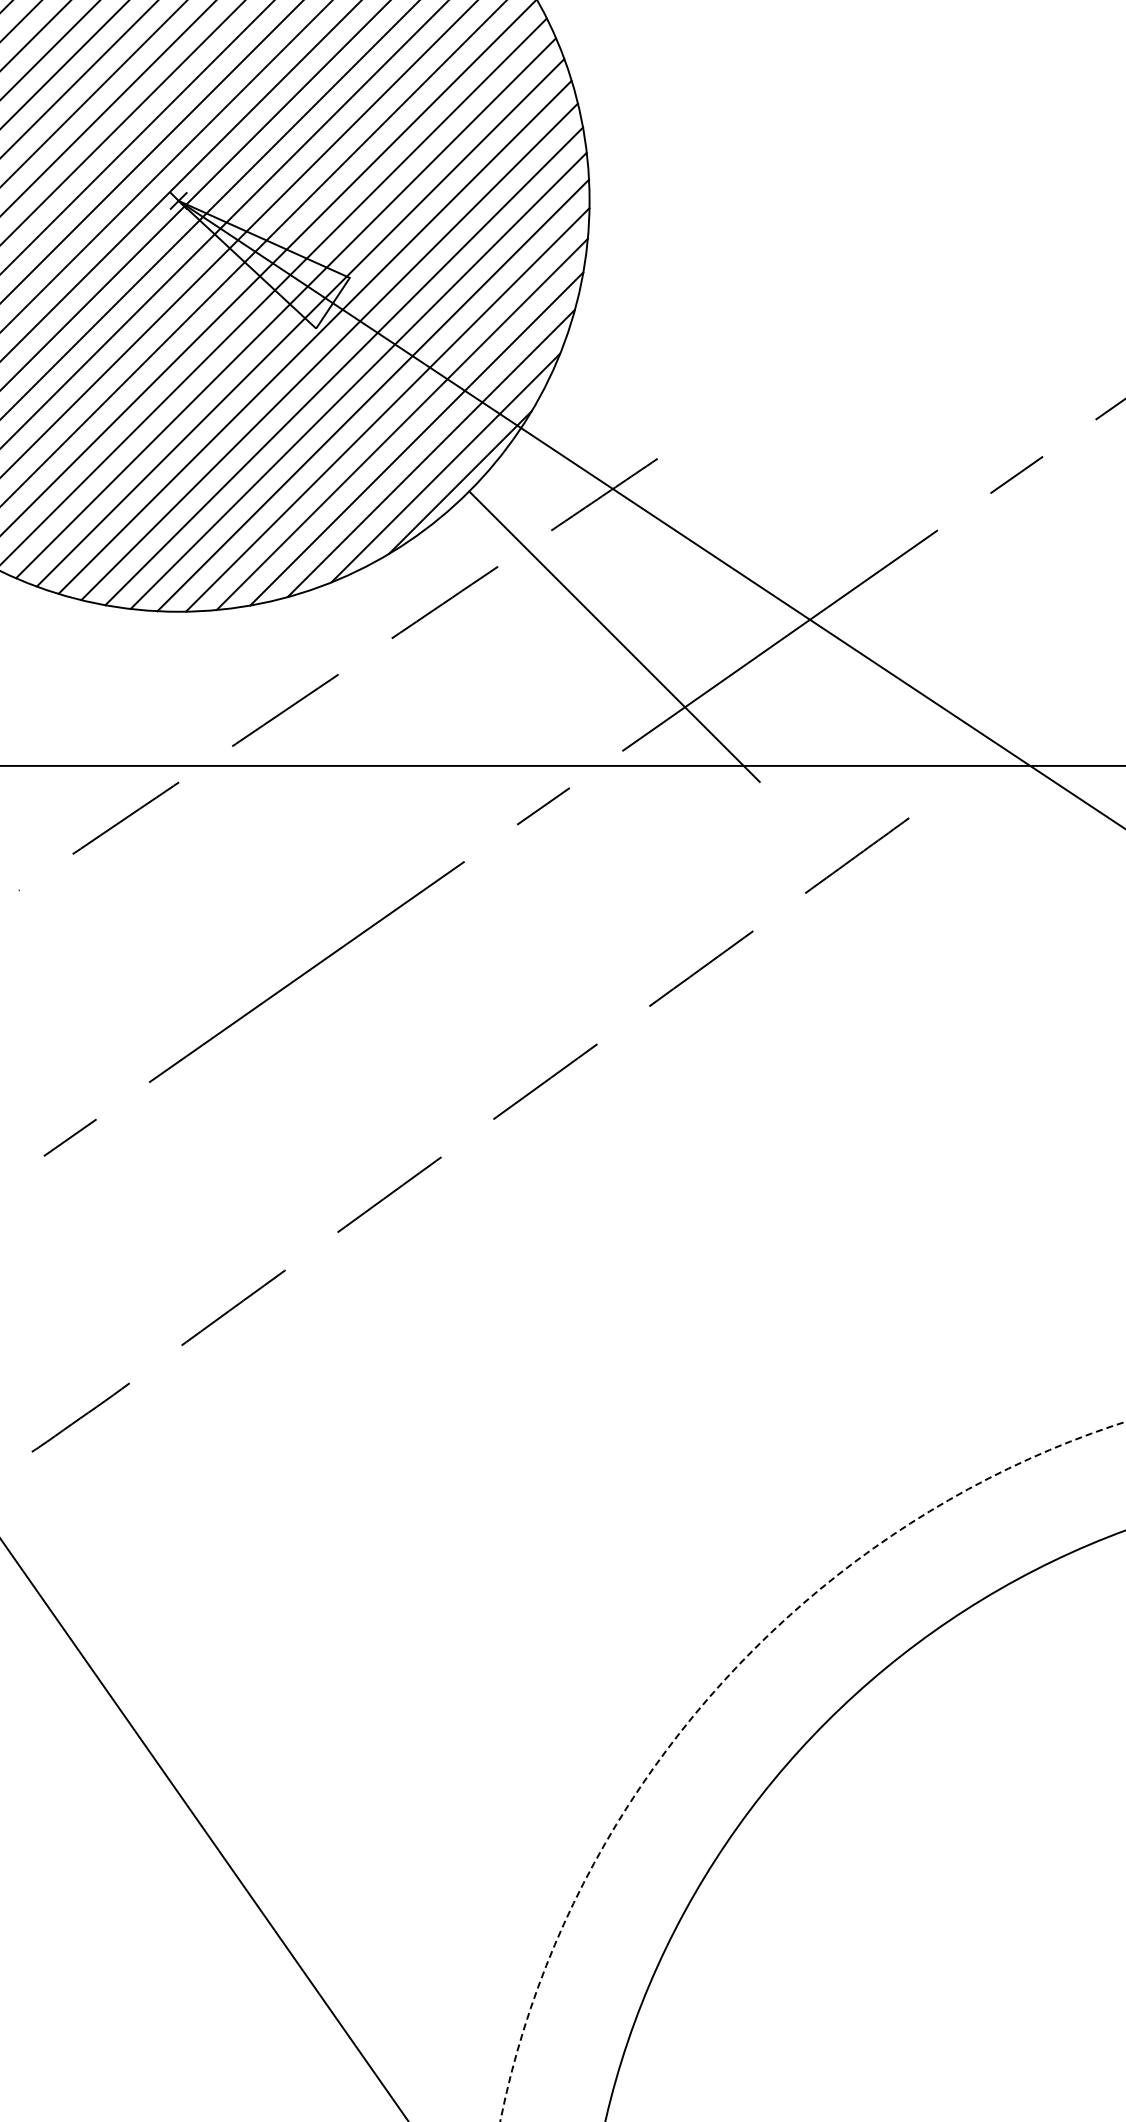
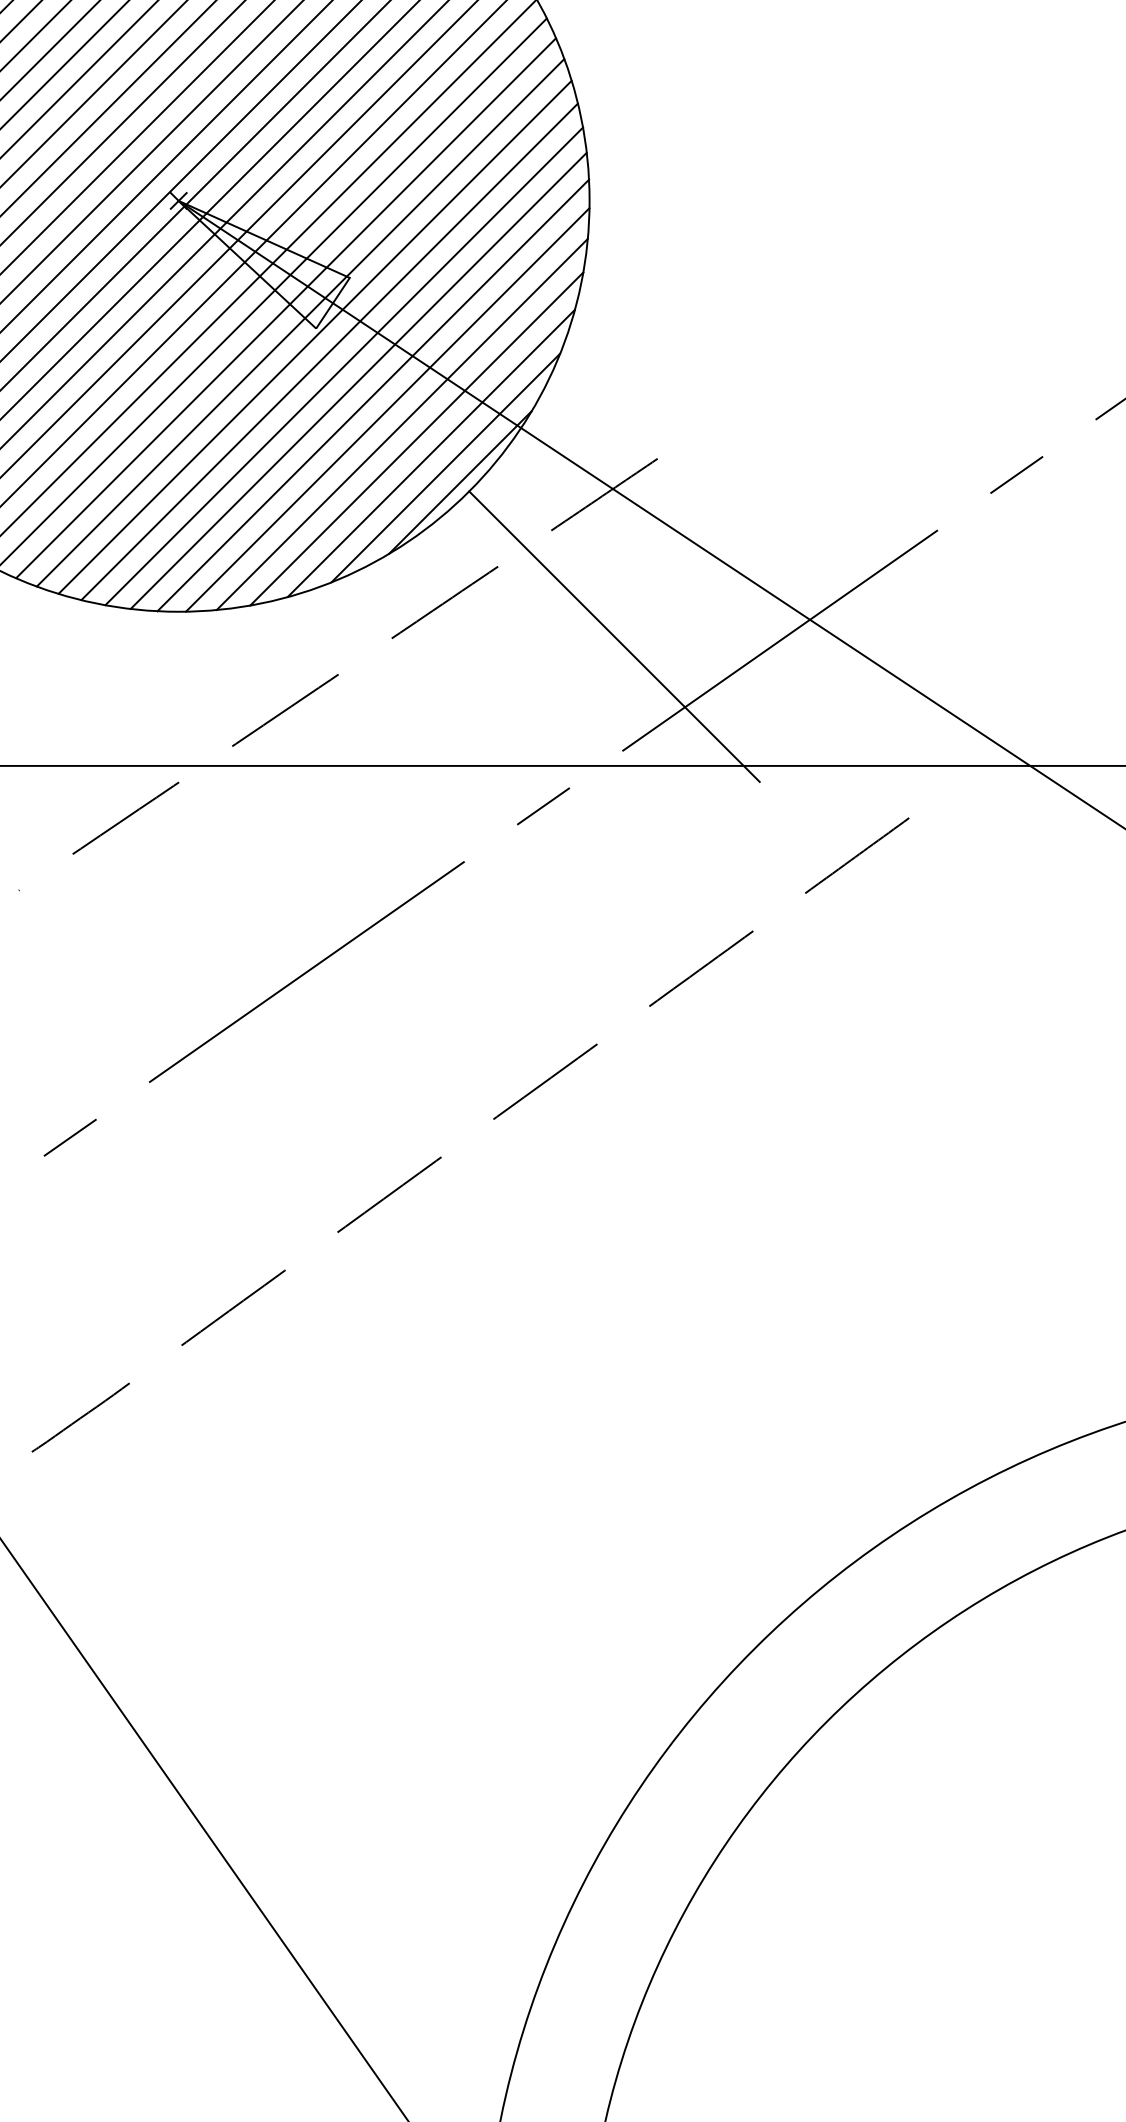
circle: dashed -> solid (812, 1771)
